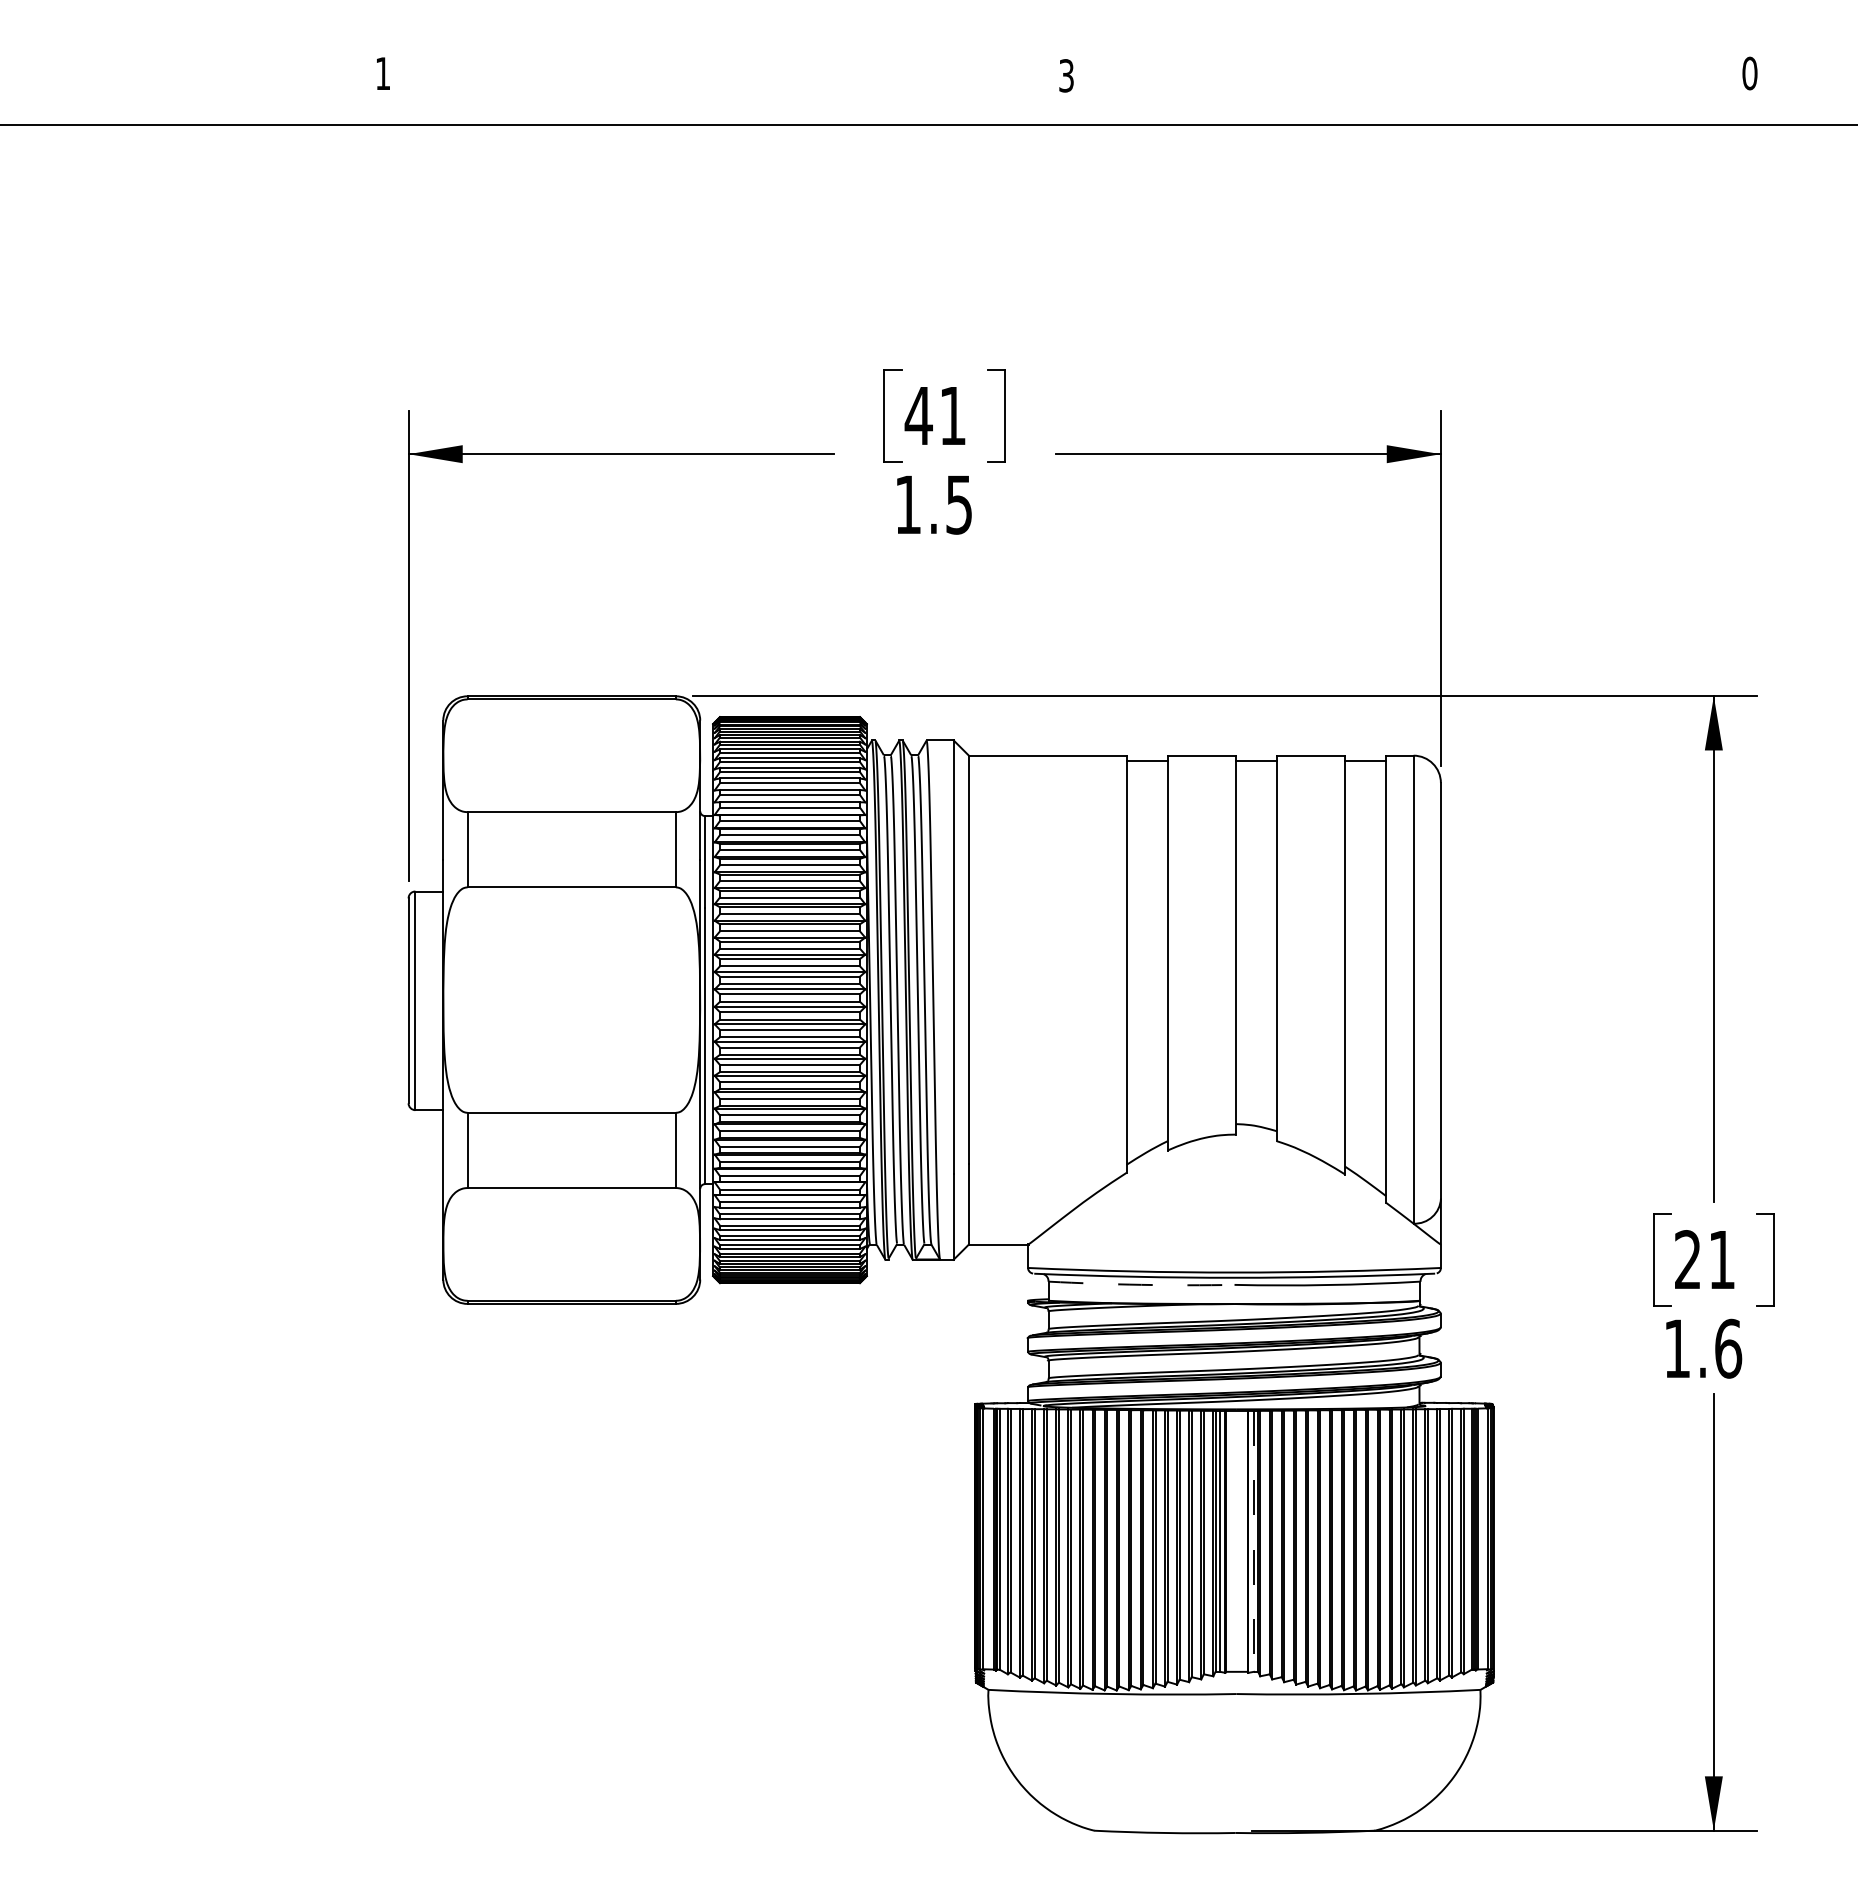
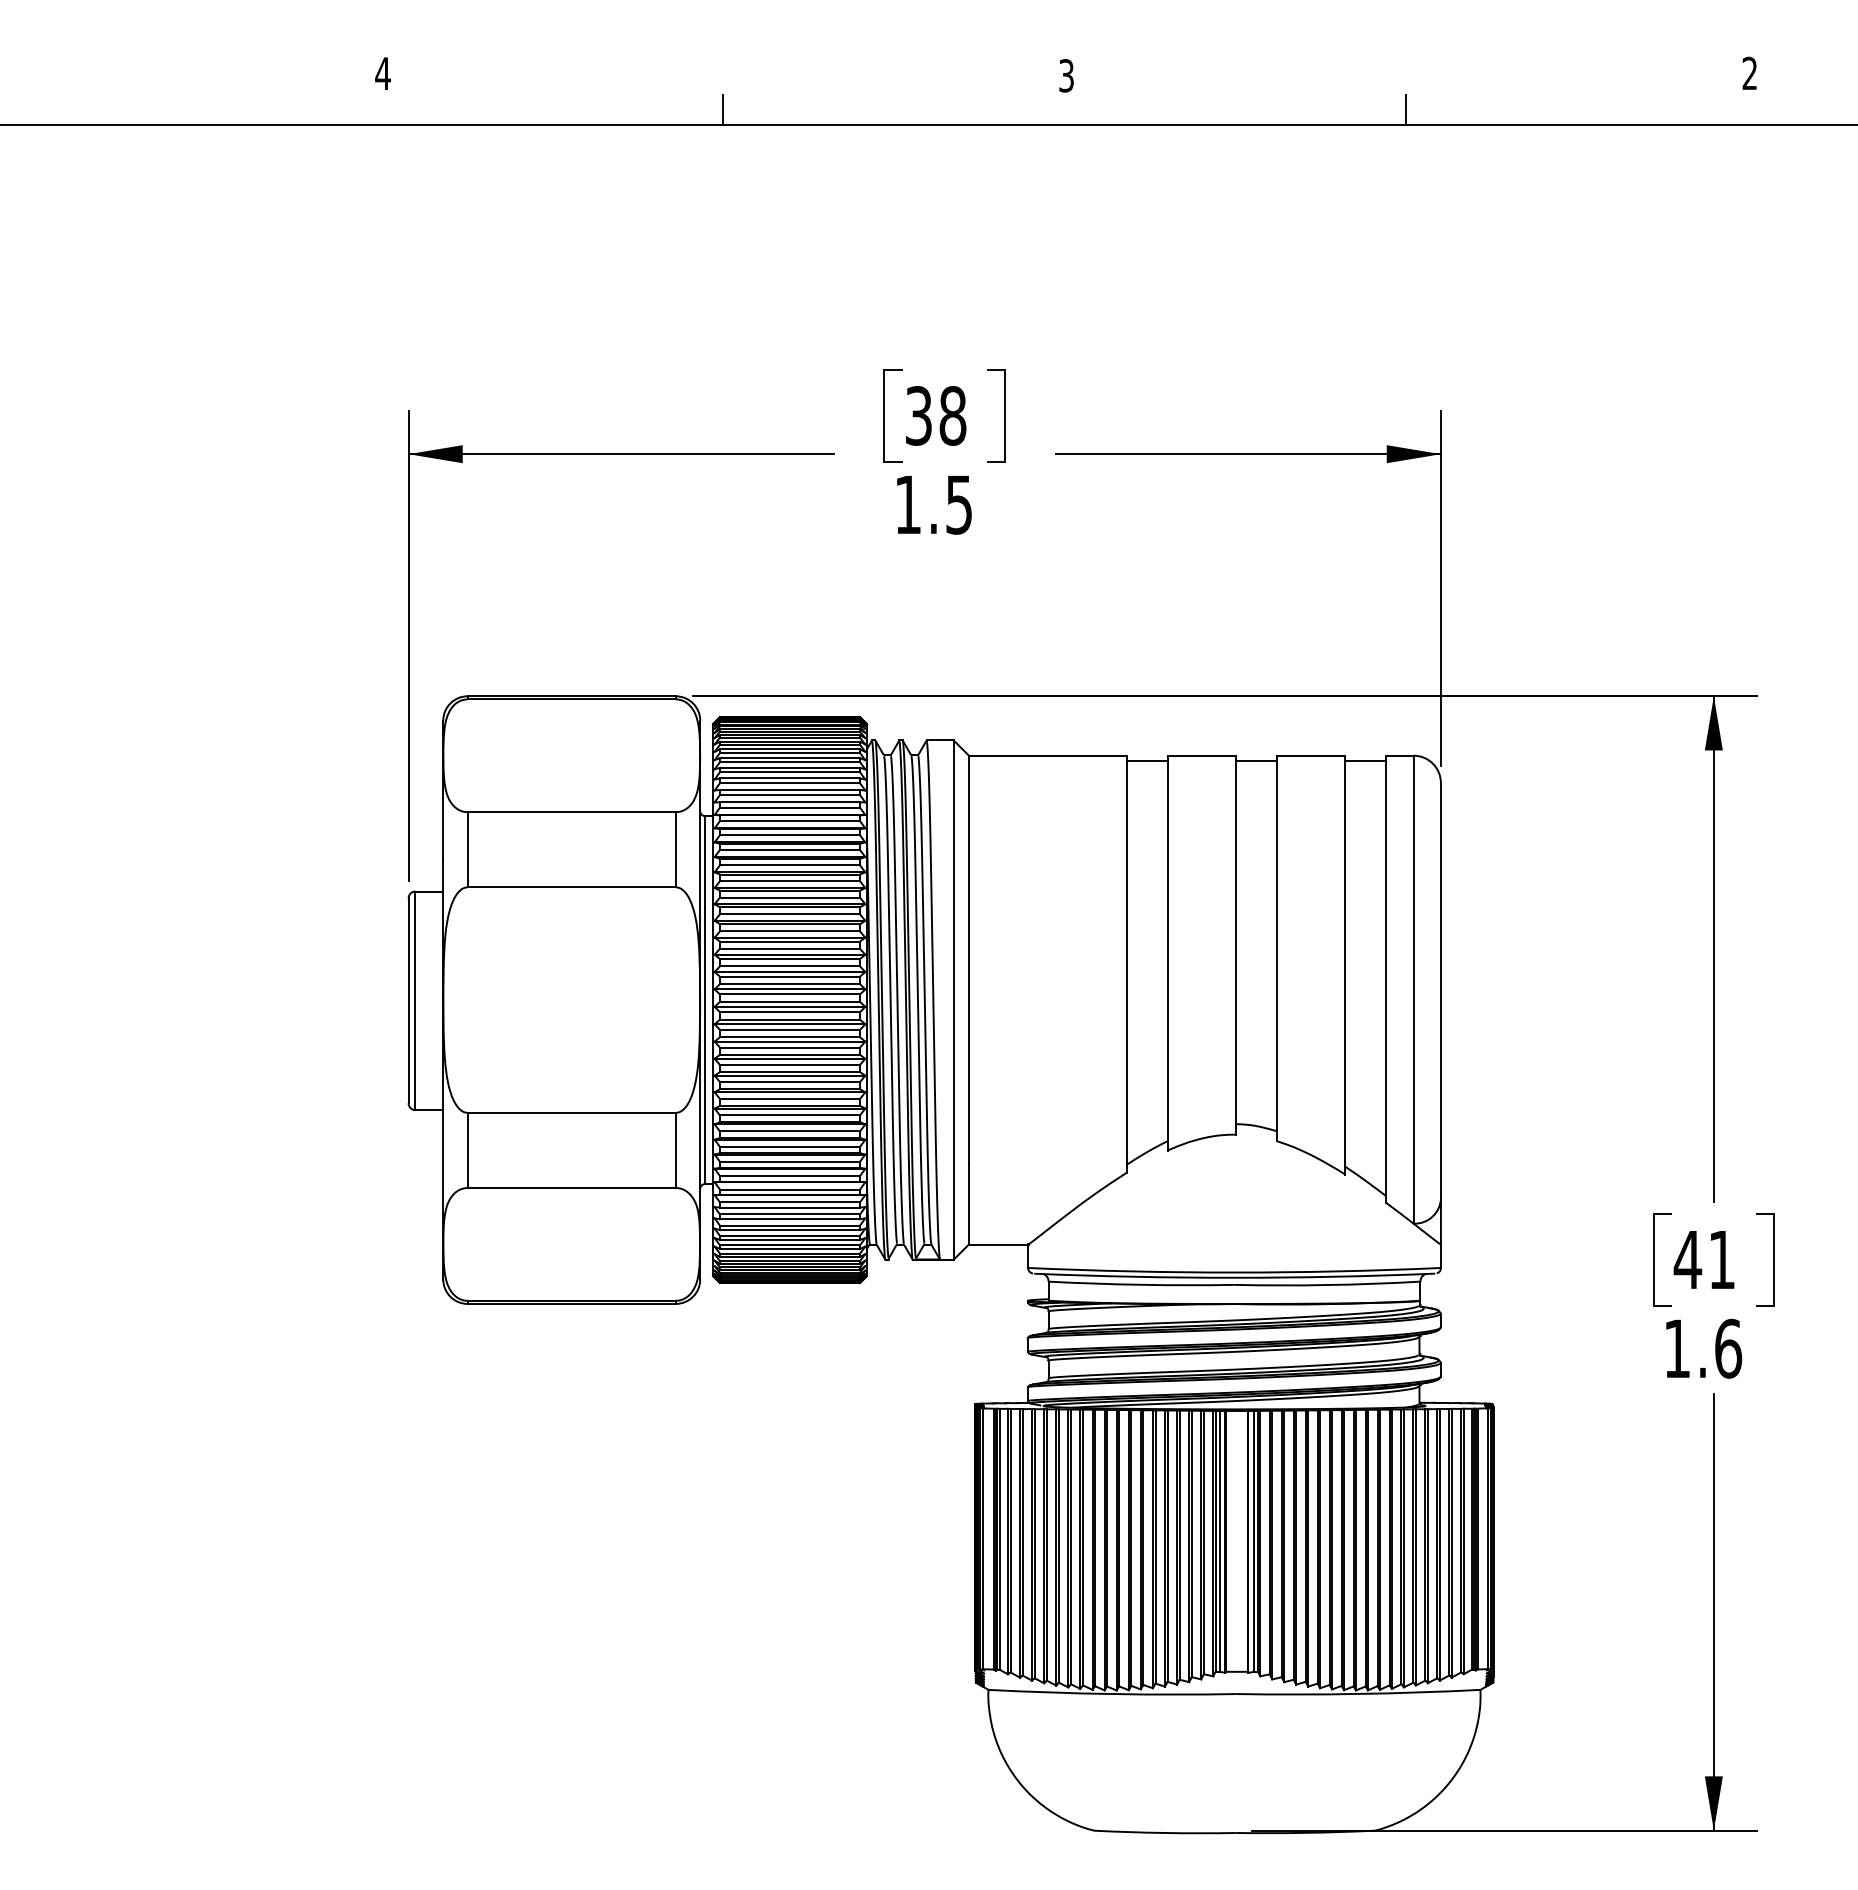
text: 1 -> 4 (382, 73)
text: 0 -> 2 (1749, 73)
line: none -> present (722, 109)
line: none -> present (1406, 109)
text: 41 -> 38 (935, 415)
text: 21 -> 41 (1687, 1259)
arc: dashed -> solid (1141, 1284)
line: dashed -> solid (1253, 1541)
